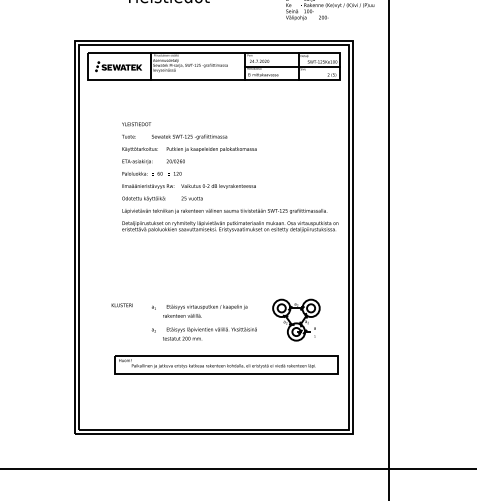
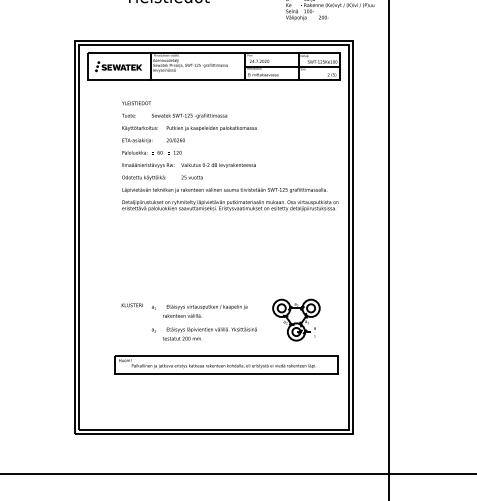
text position: (230, 177) -> (230, 156) (230, 156)
text position: (121, 305) -> (131, 305) (131, 305)
line position: (237, 468) -> (237, 473) (237, 473)
